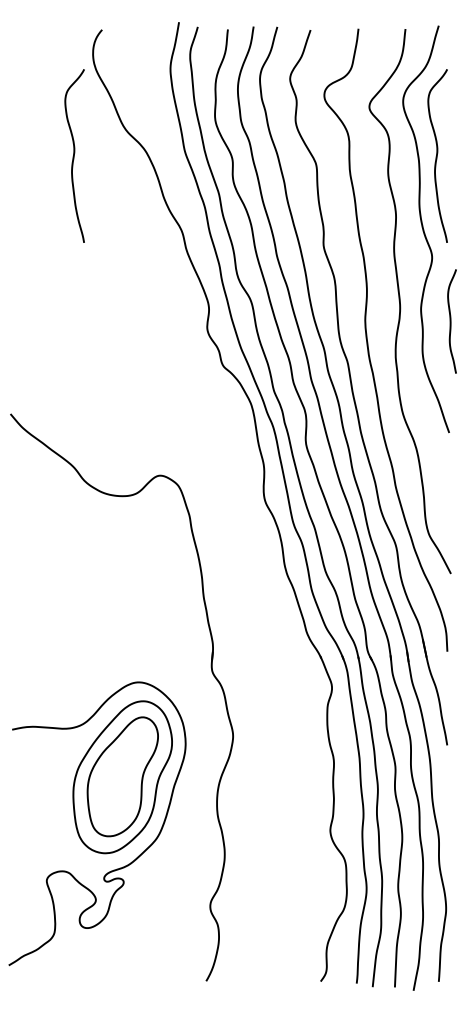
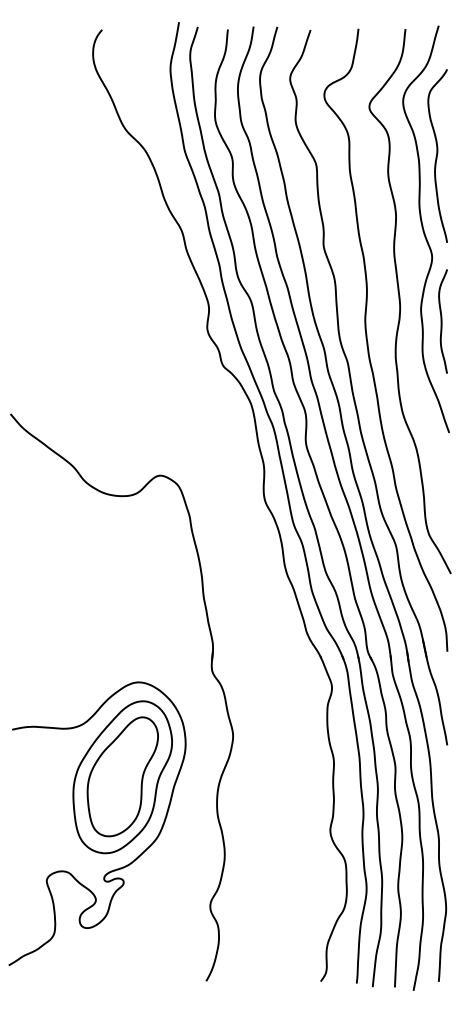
curve: present -> none (74, 155)
curve position: (451, 321) -> (442, 321) (442, 321)
